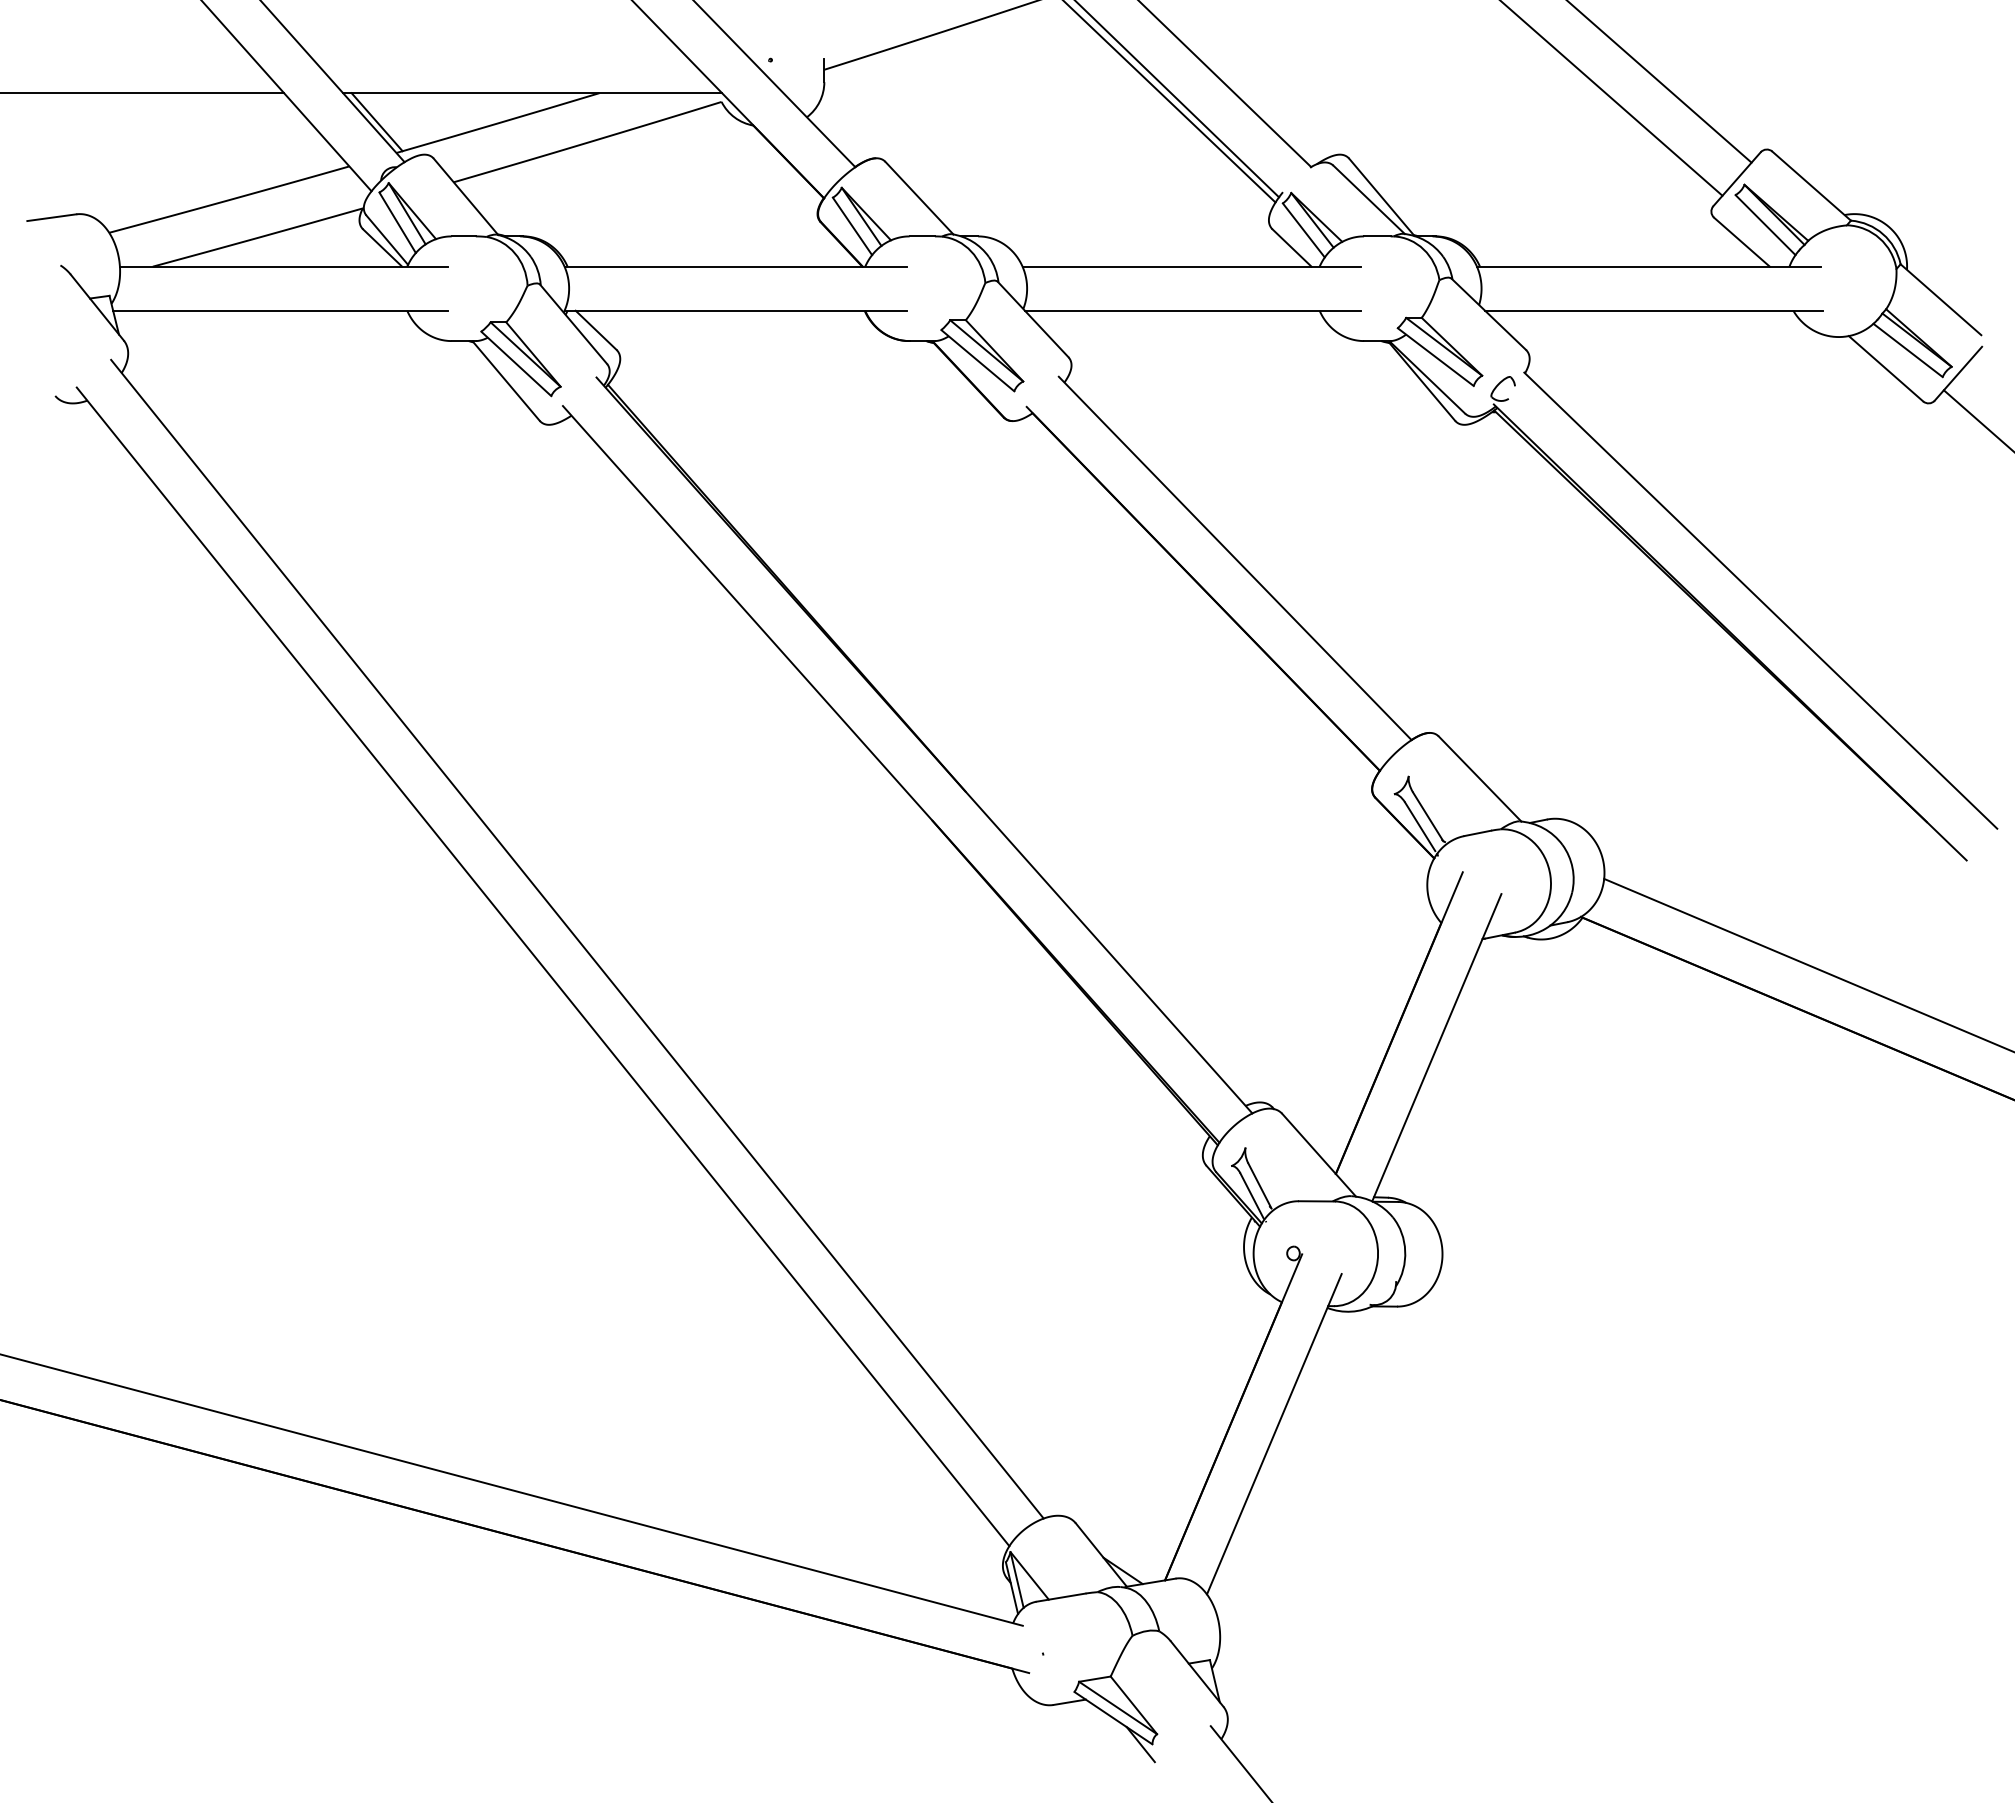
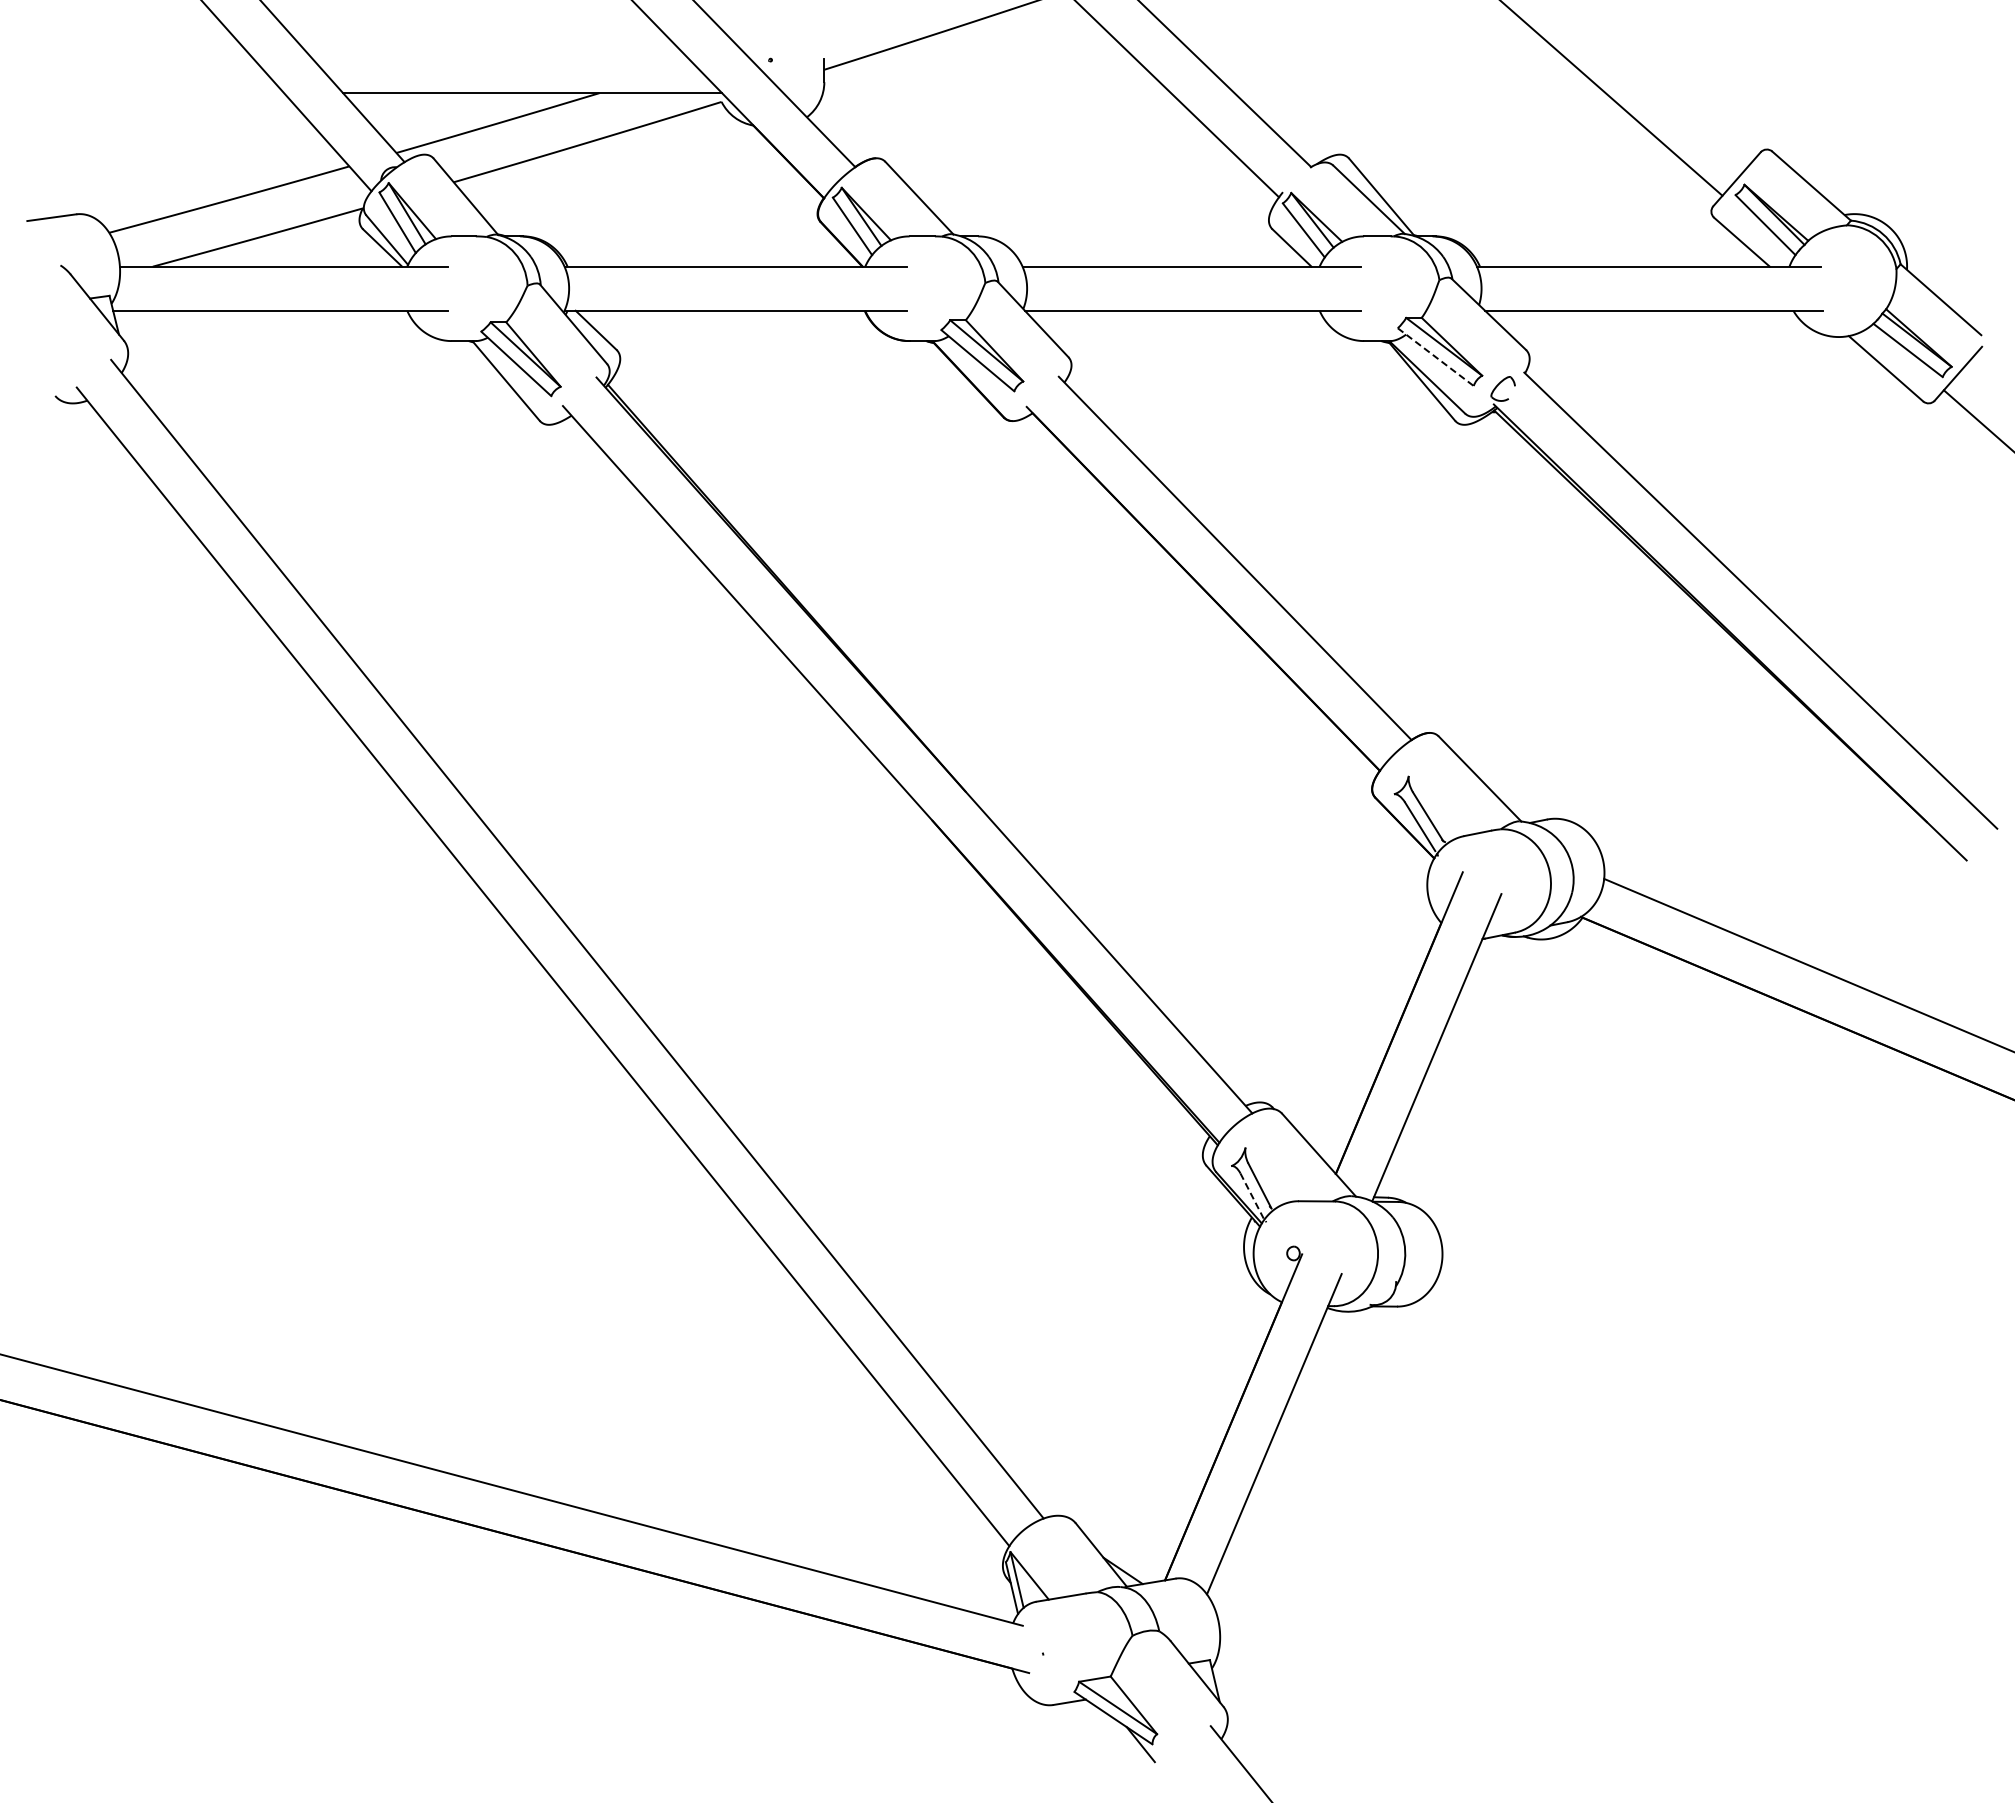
line: present -> none (1659, 82)
line: present -> none (143, 93)
line: present -> none (1170, 102)
line: present -> none (376, 122)
line: solid -> dashed (1435, 357)
line: solid -> dashed (1252, 1196)
